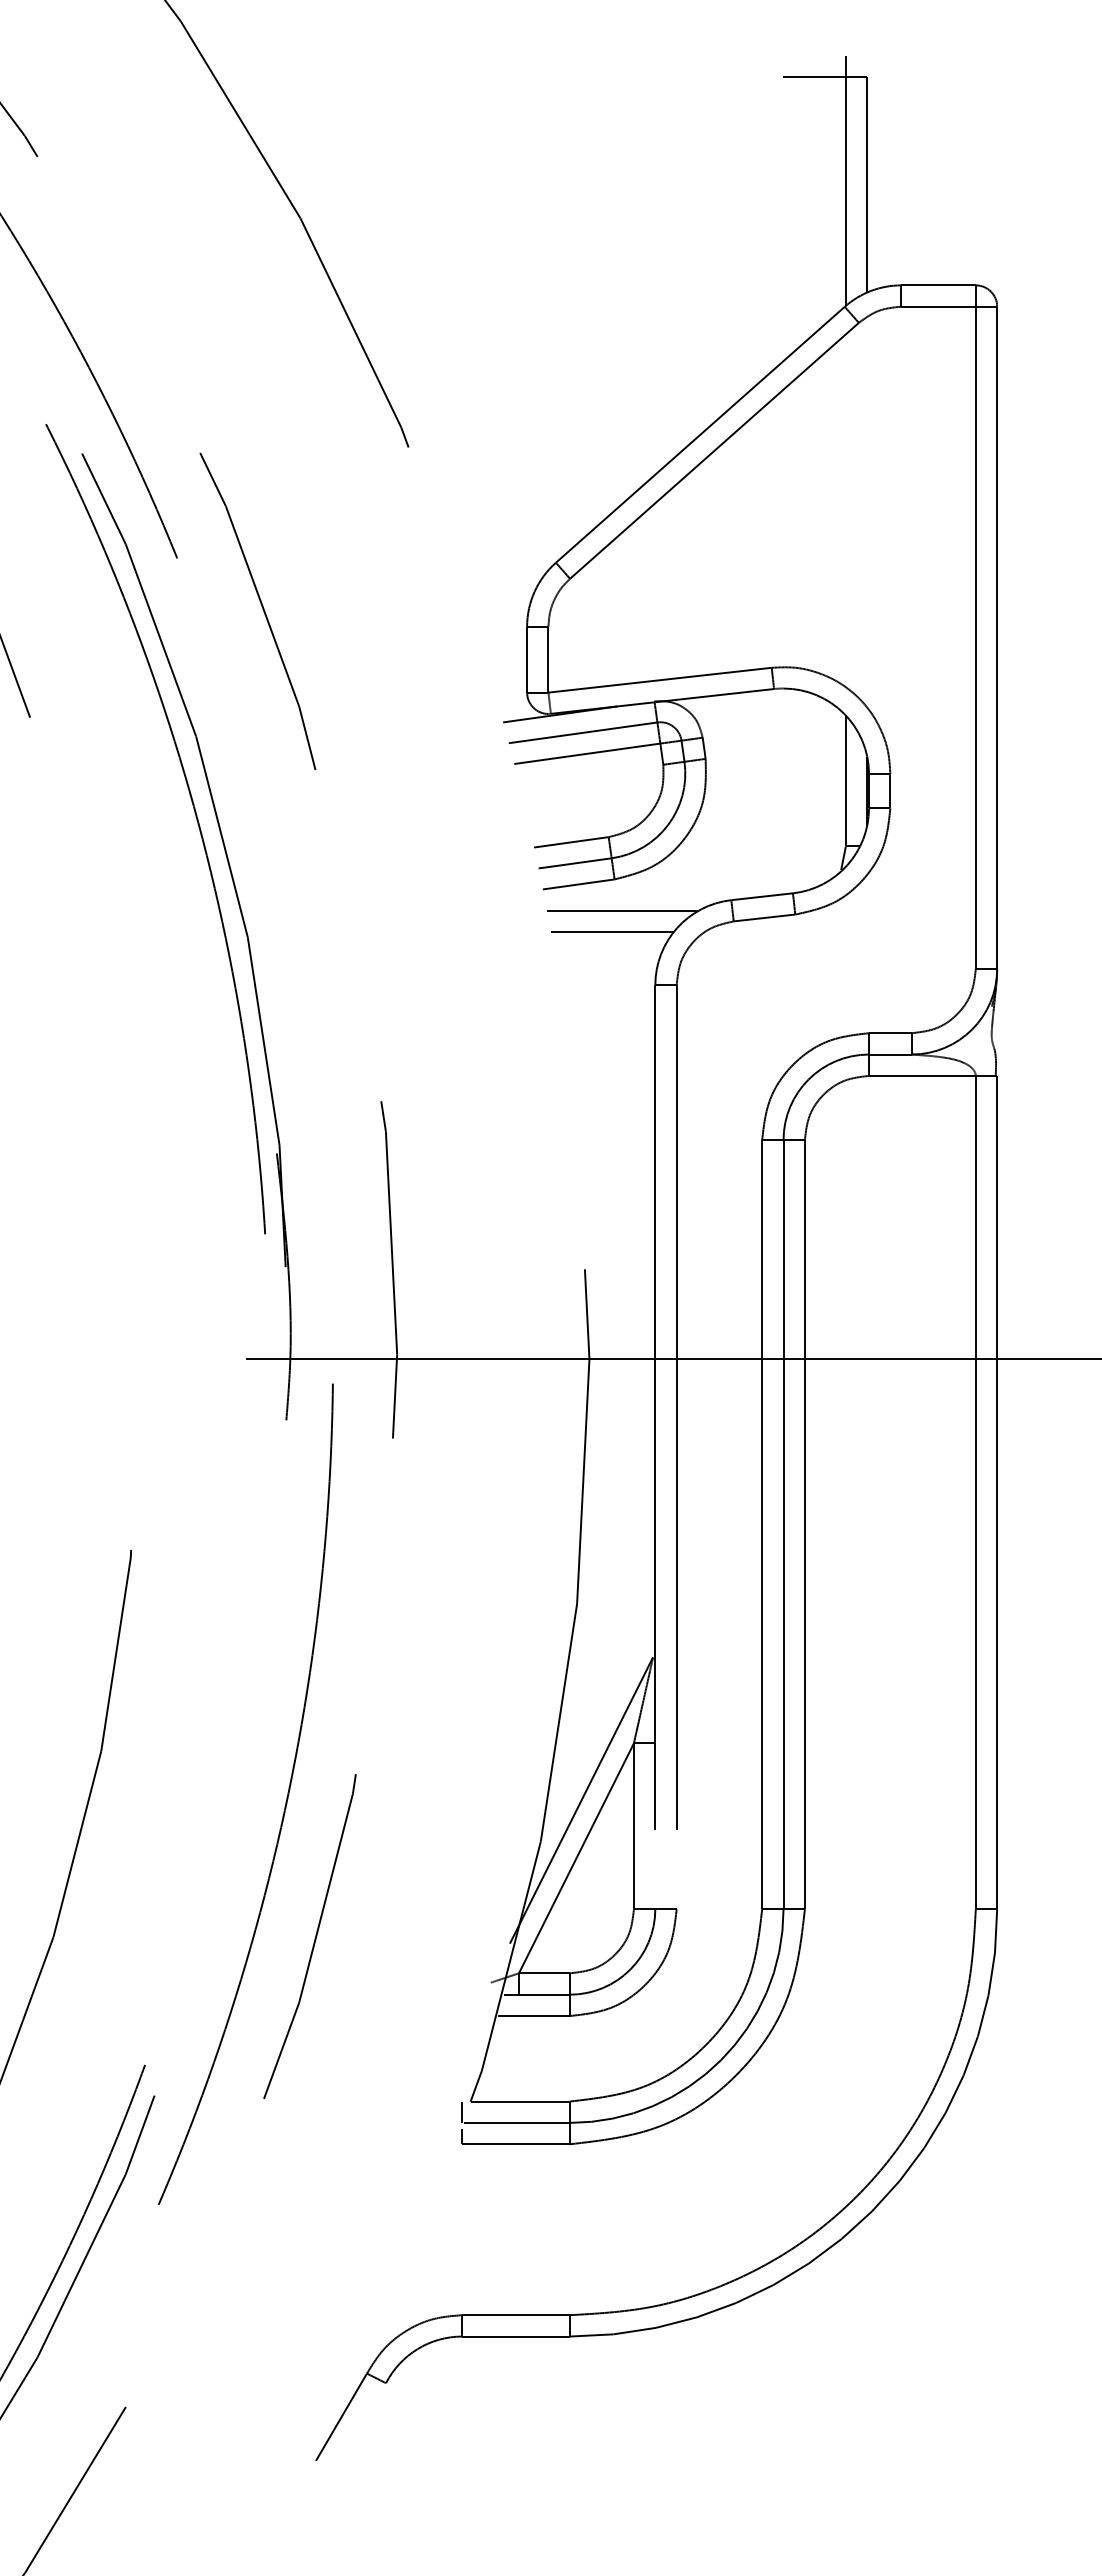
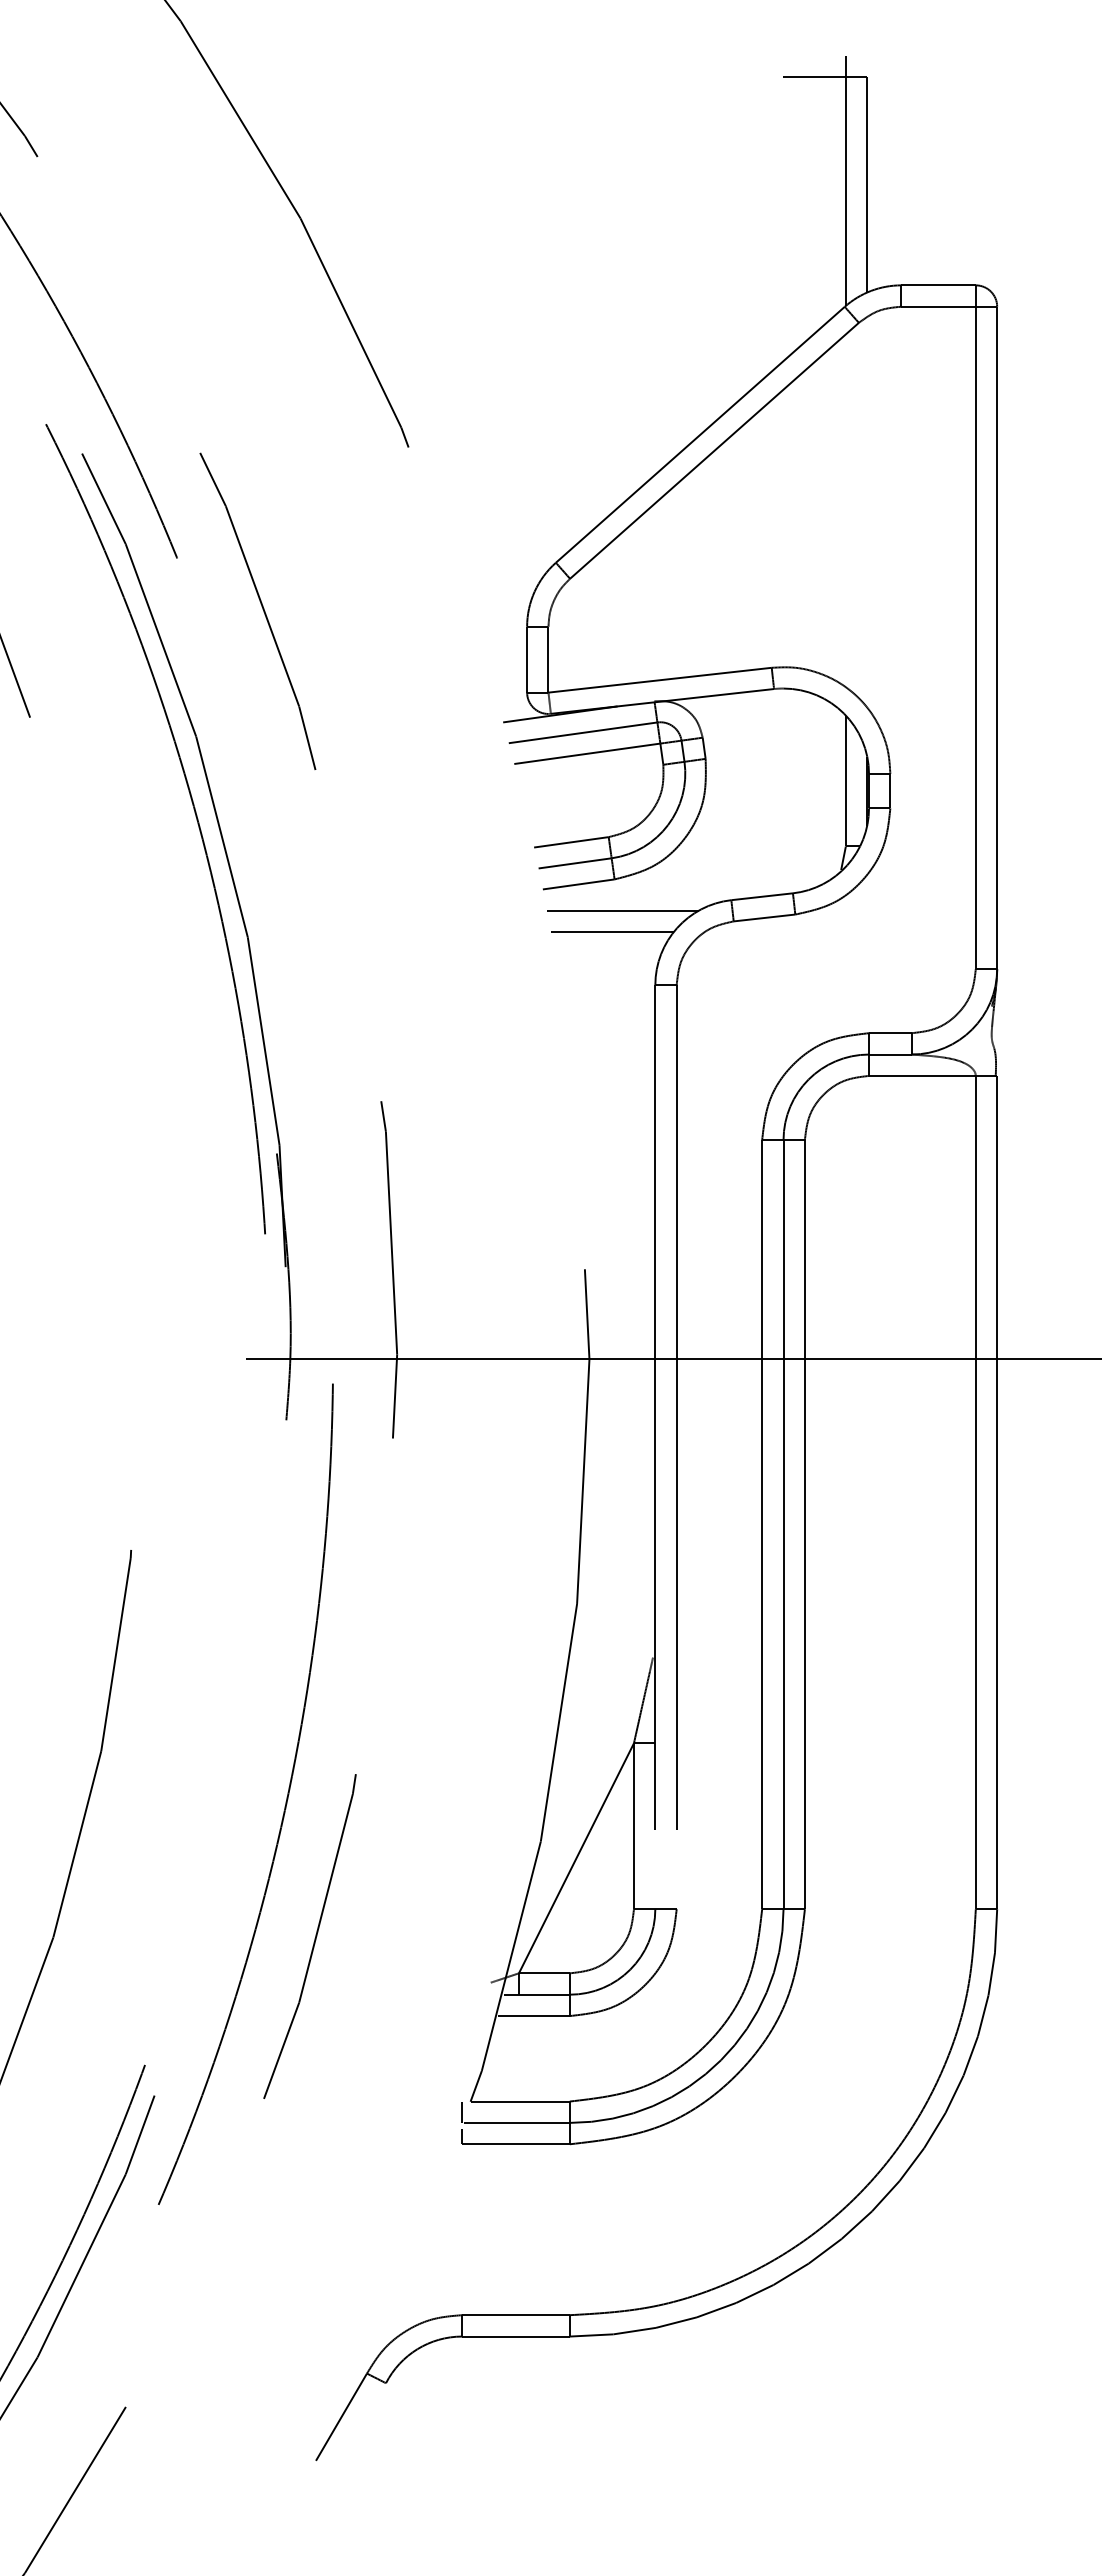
line: present -> none (581, 1800)
